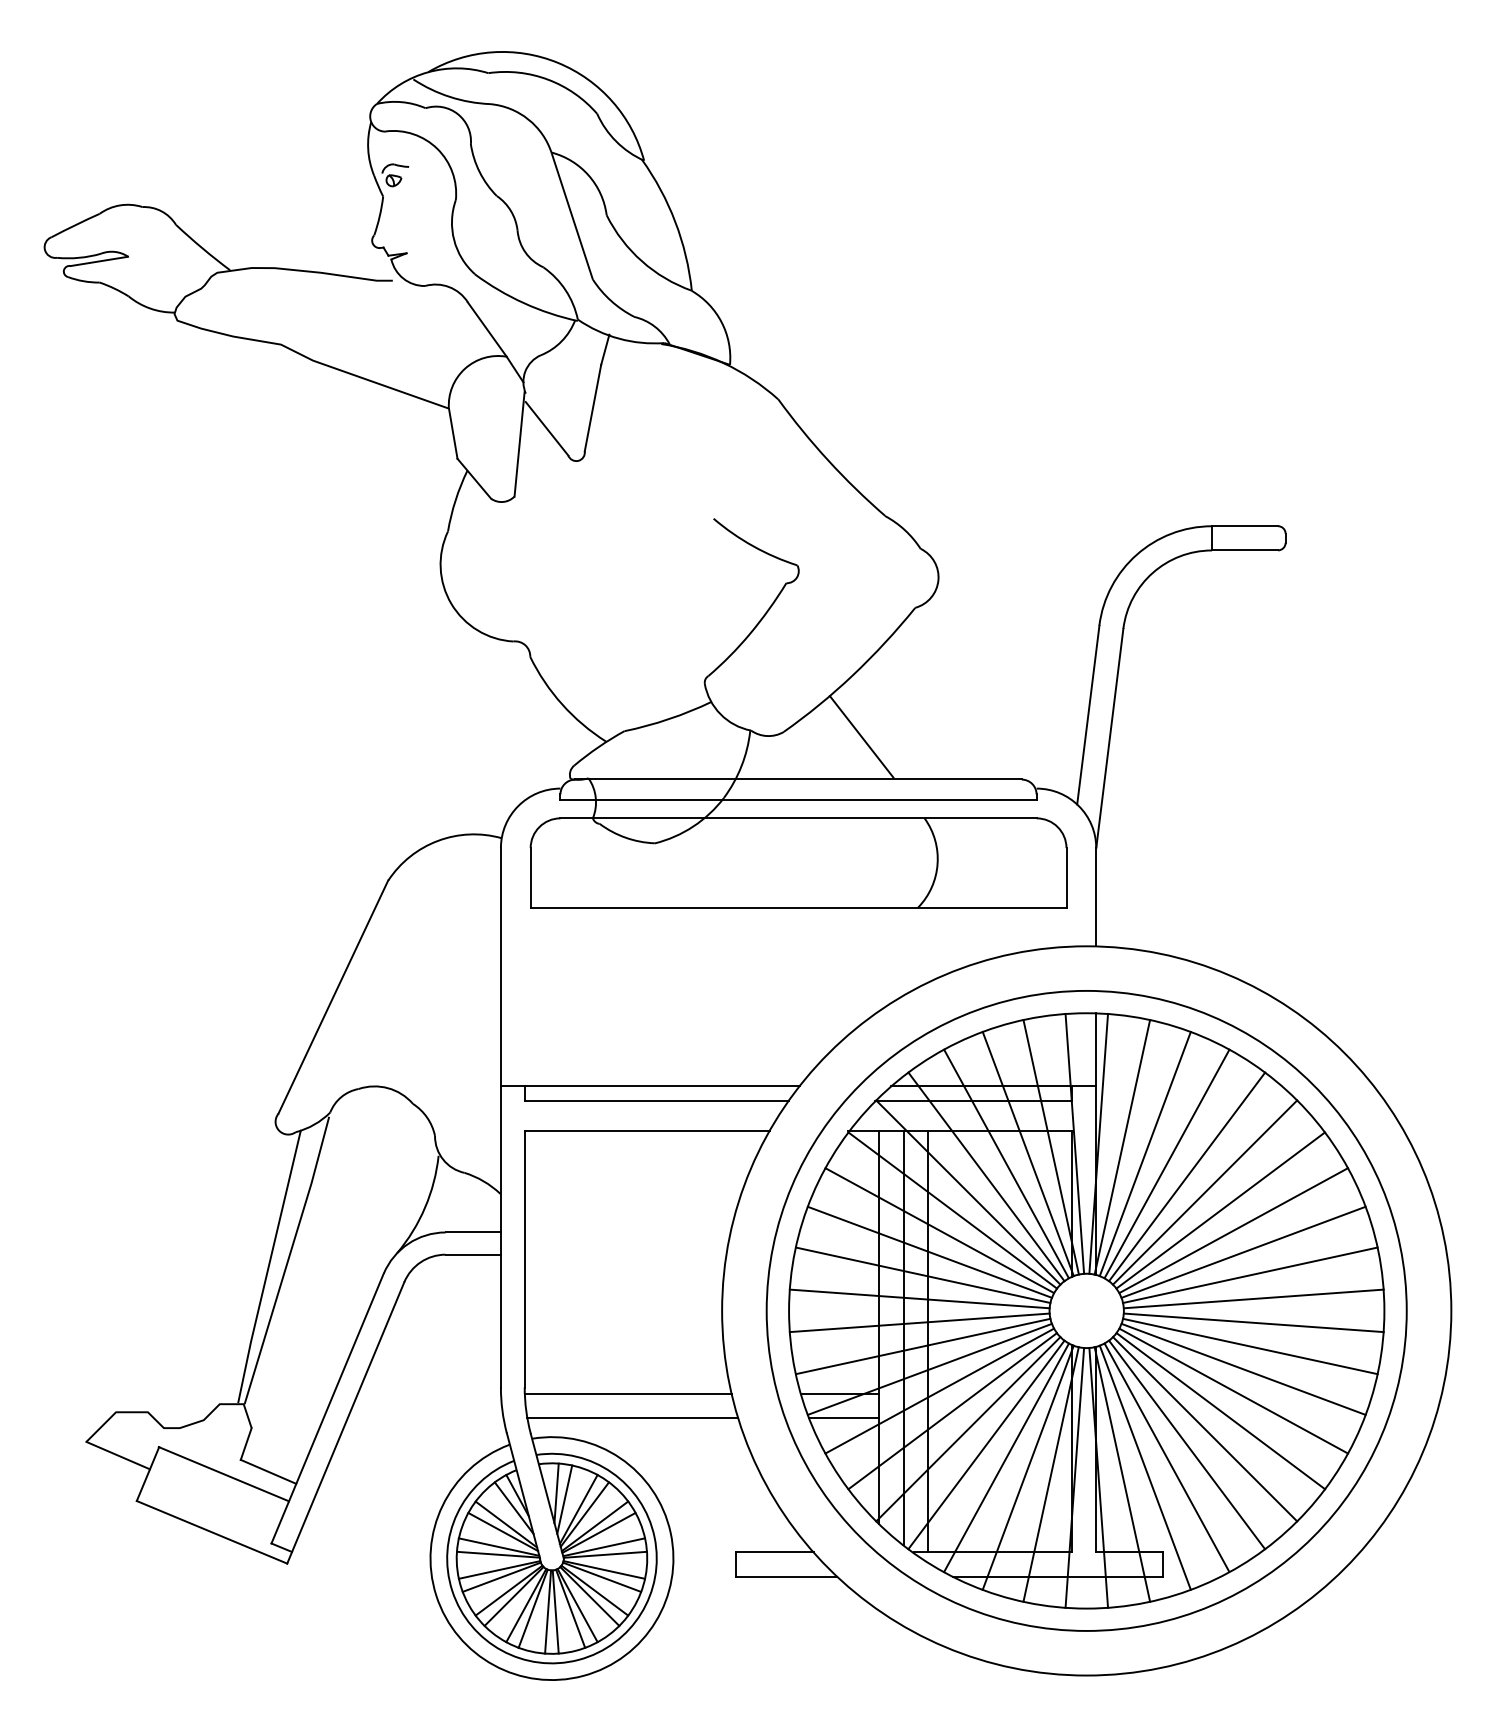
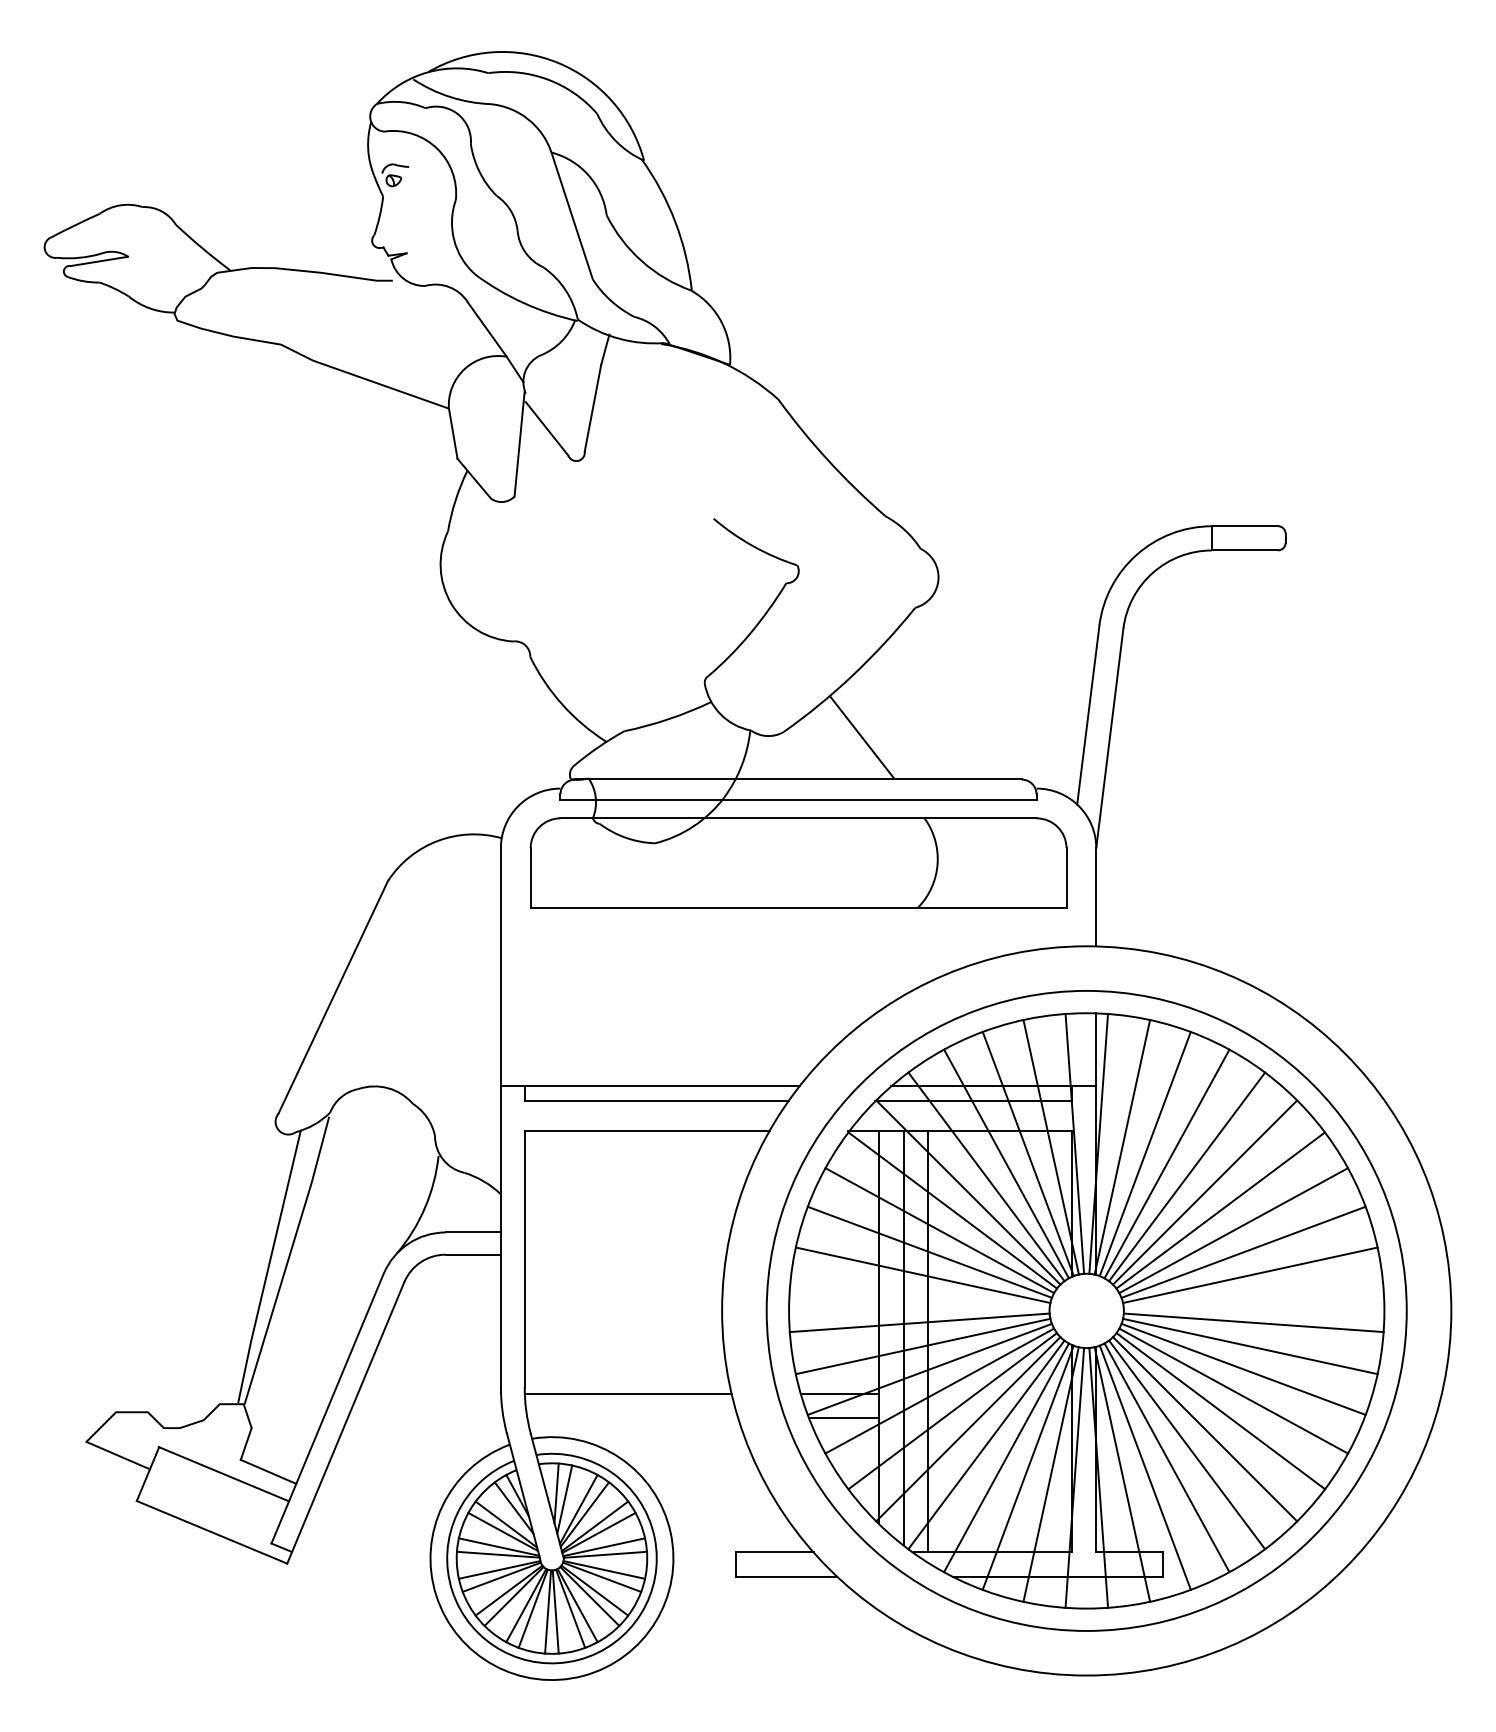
line: present -> none (919, 1298)
line: present -> none (1253, 1298)
line: present -> none (632, 1417)
